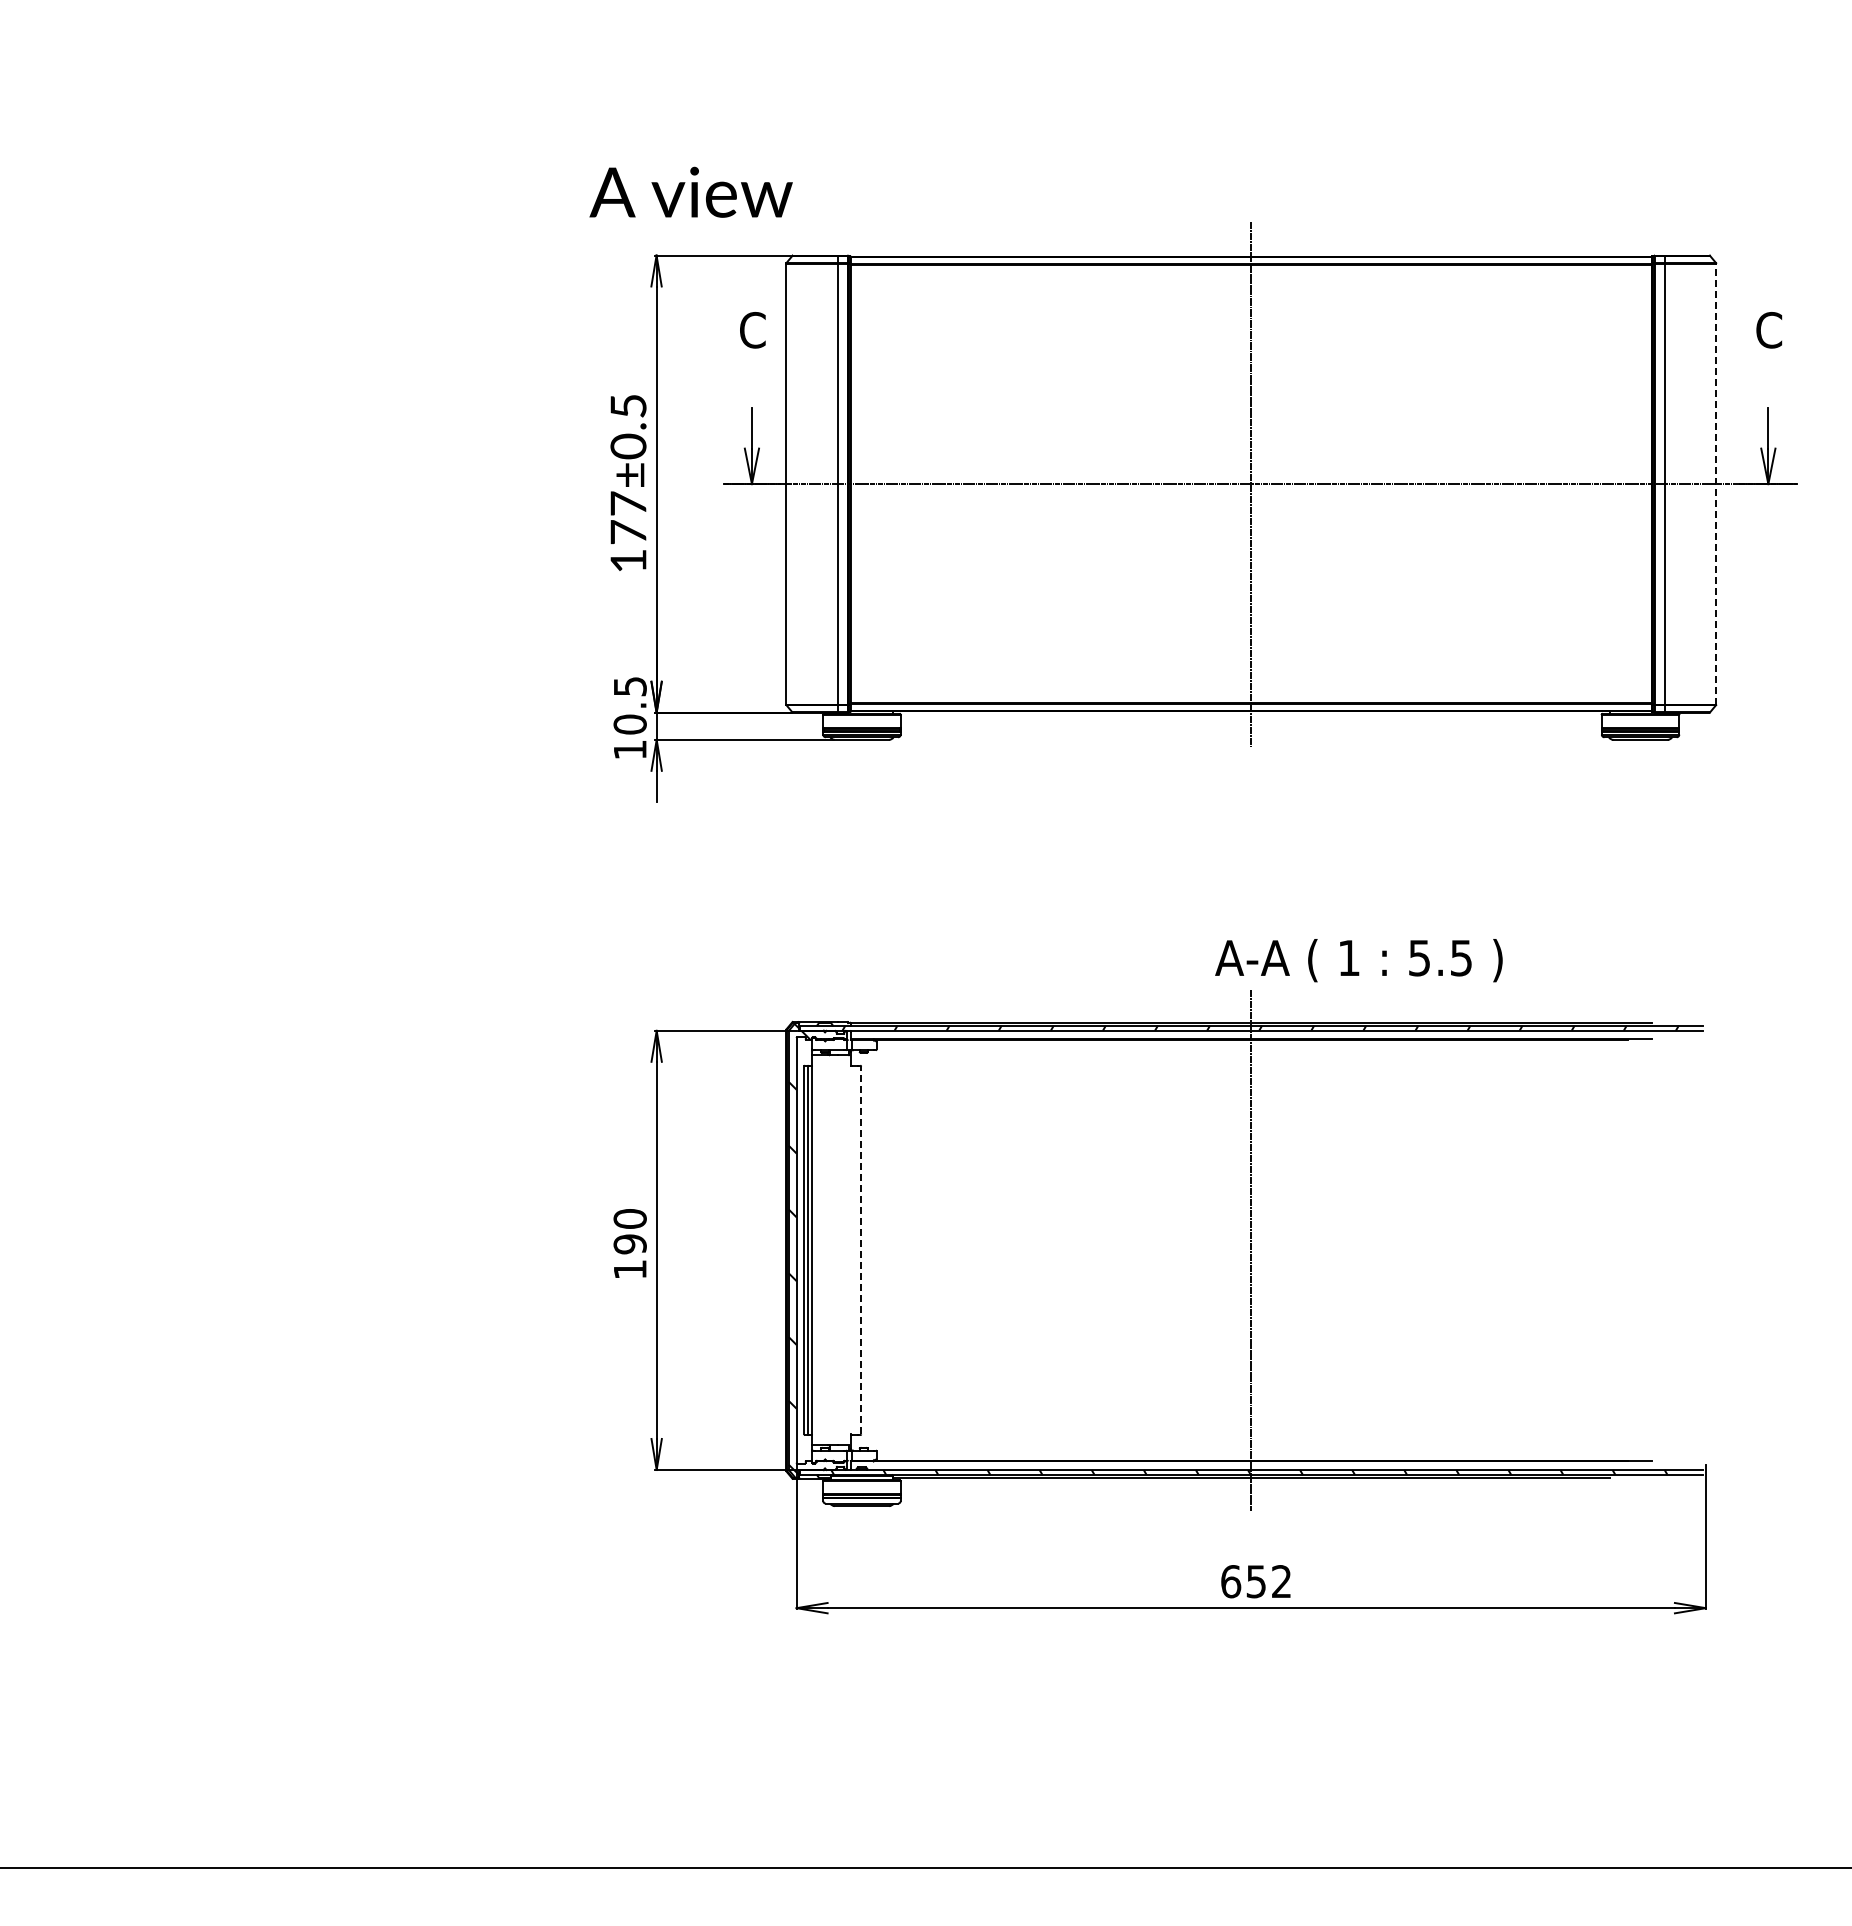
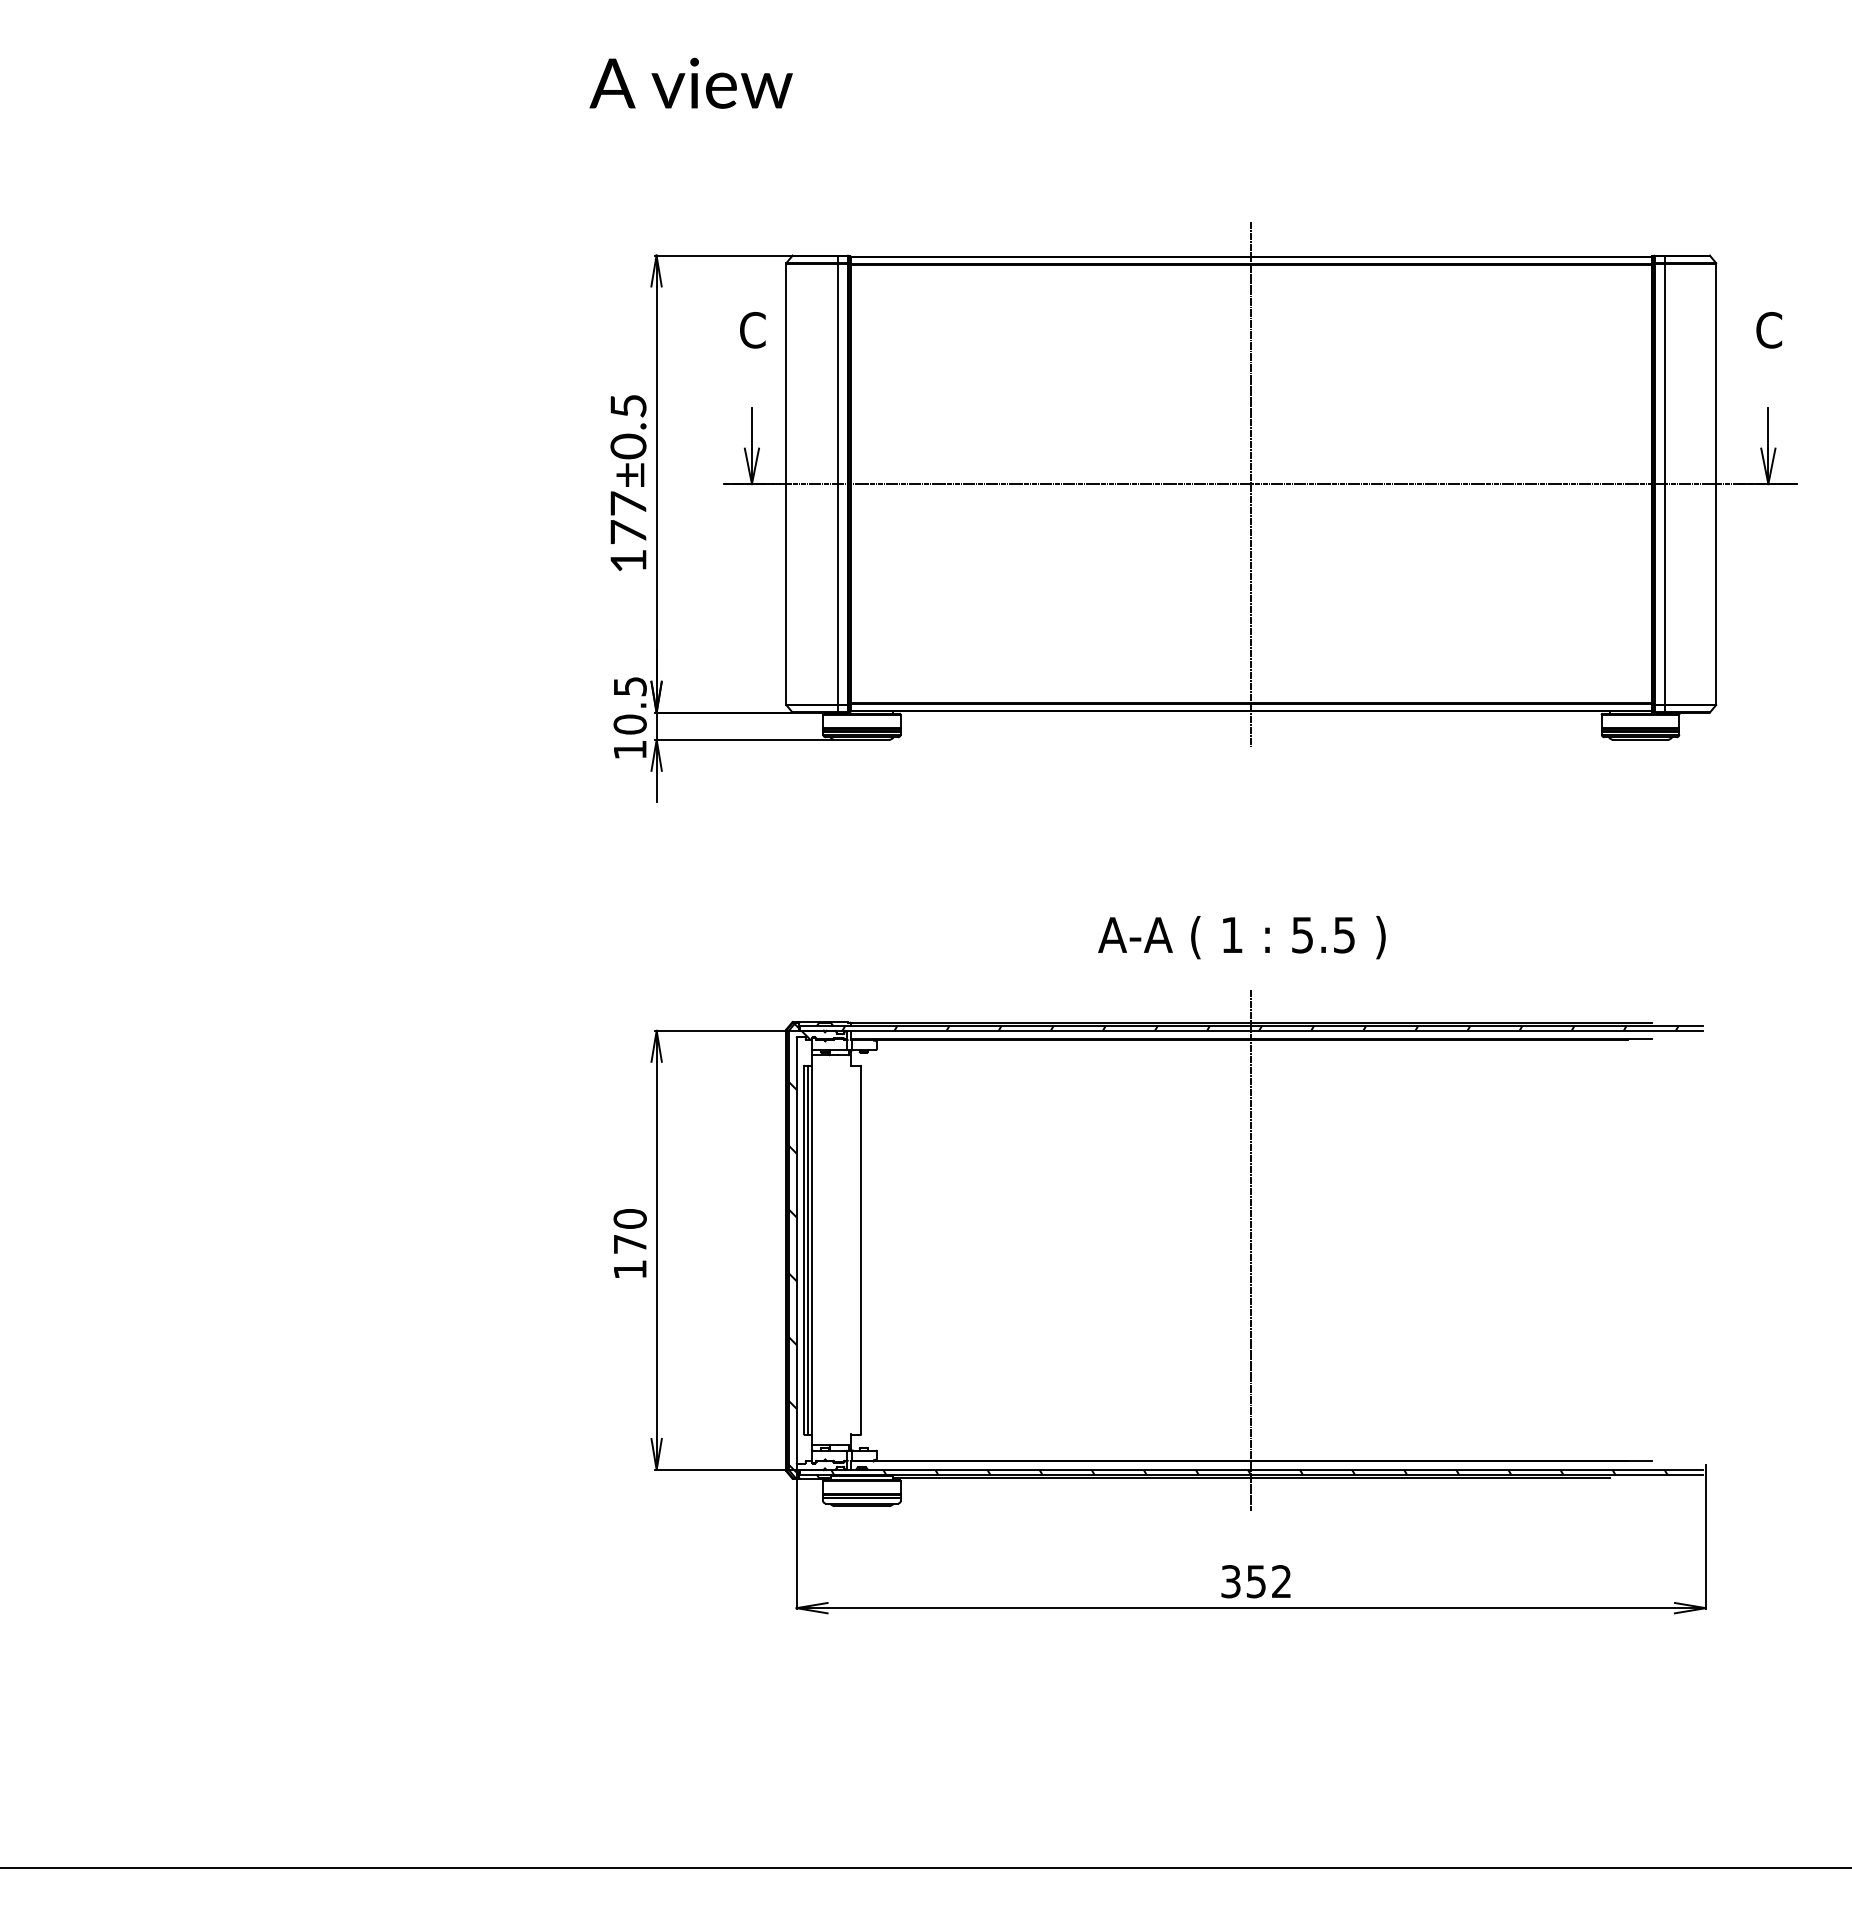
text position: (690, 191) -> (690, 82) (690, 82)
line: dashed -> solid (1716, 484)
text position: (1358, 960) -> (1241, 937) (1241, 937)
text: 190 -> 170 (629, 1244)
line: dashed -> solid (861, 1250)
text: 652 -> 352 (1231, 1581)
